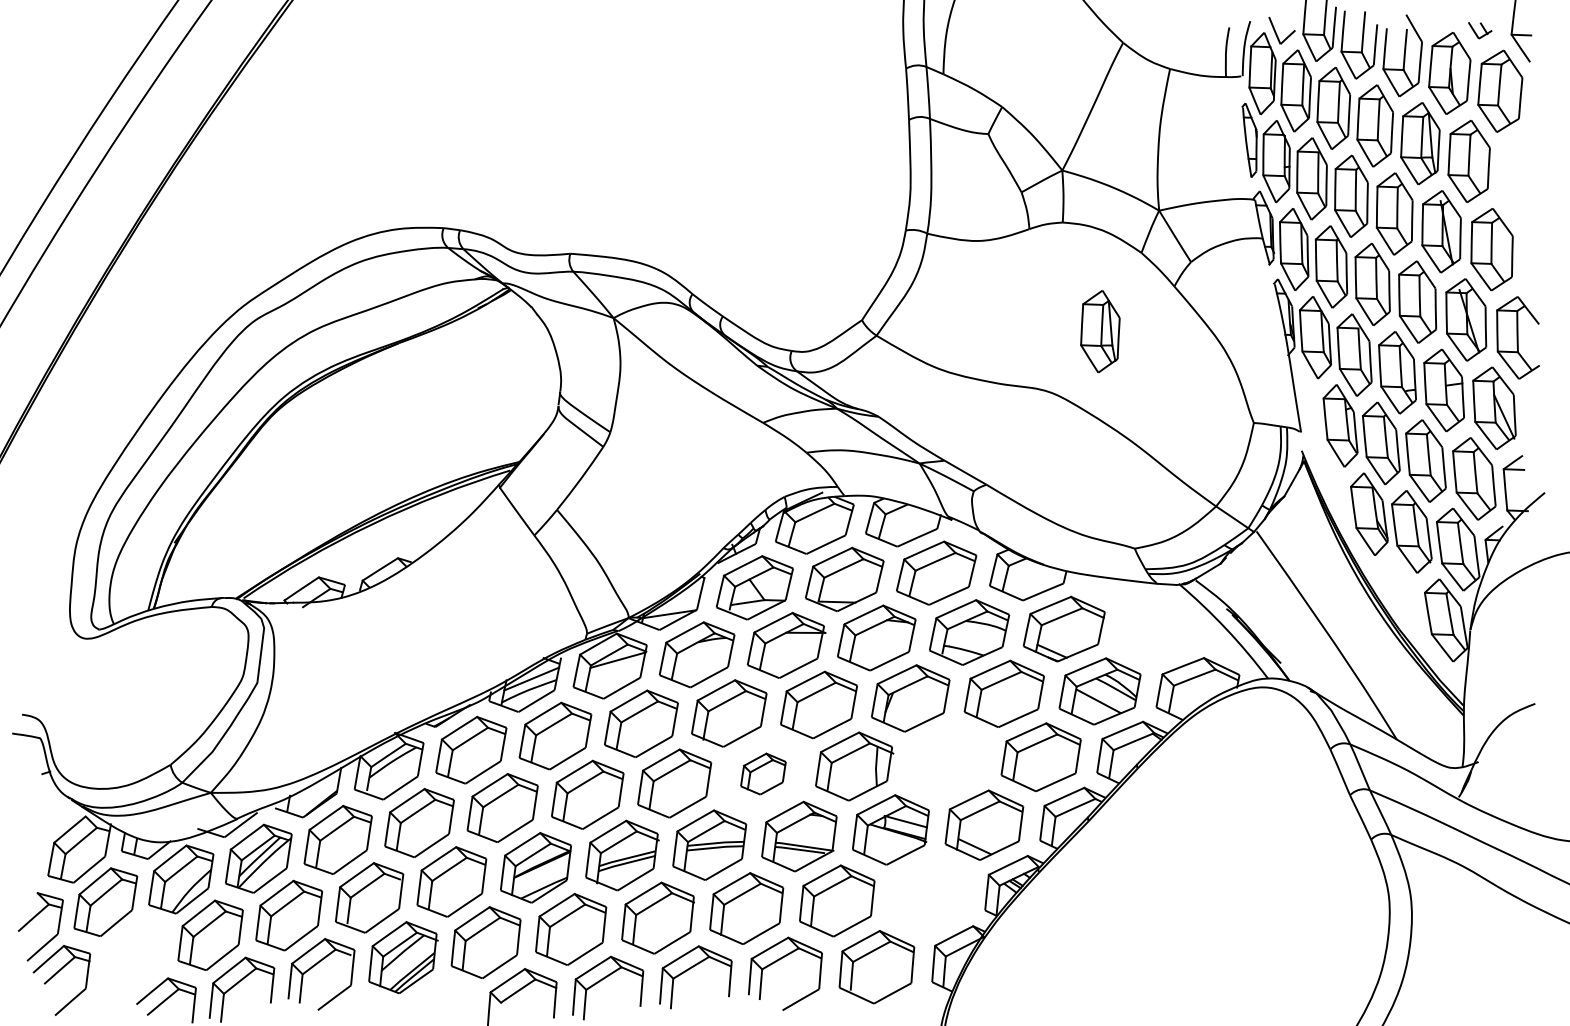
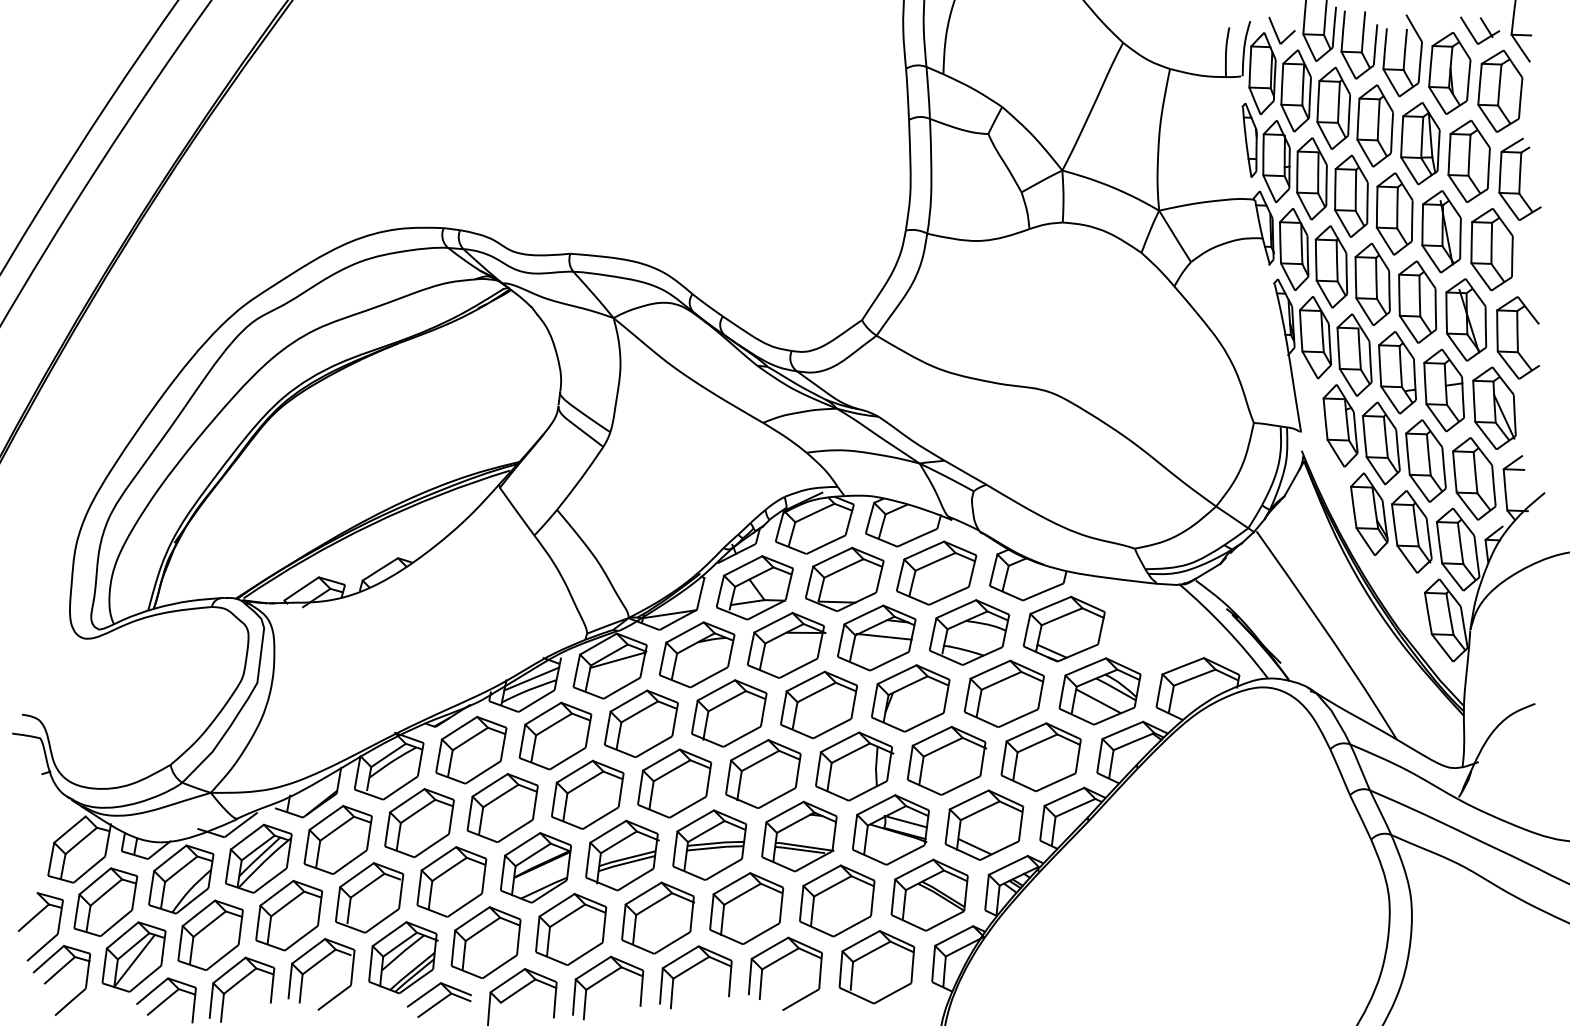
part size: 25x18 px -> 41x29 px (1480, 30)
part: none -> present (1519, 178)
part: present -> none (1100, 331)
line: none -> present (883, 636)
part: none -> present (946, 760)
part size: 47x44 px -> 77x70 px (763, 773)
part: none -> present (929, 894)
part: none -> present (133, 956)
part: none -> present (438, 1000)
